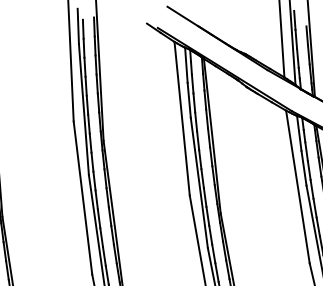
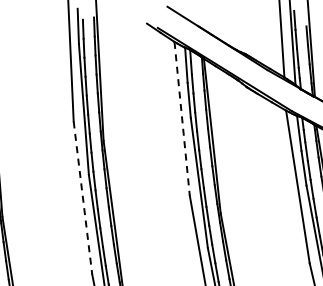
line: solid -> dashed (182, 119)
line: solid -> dashed (83, 198)
